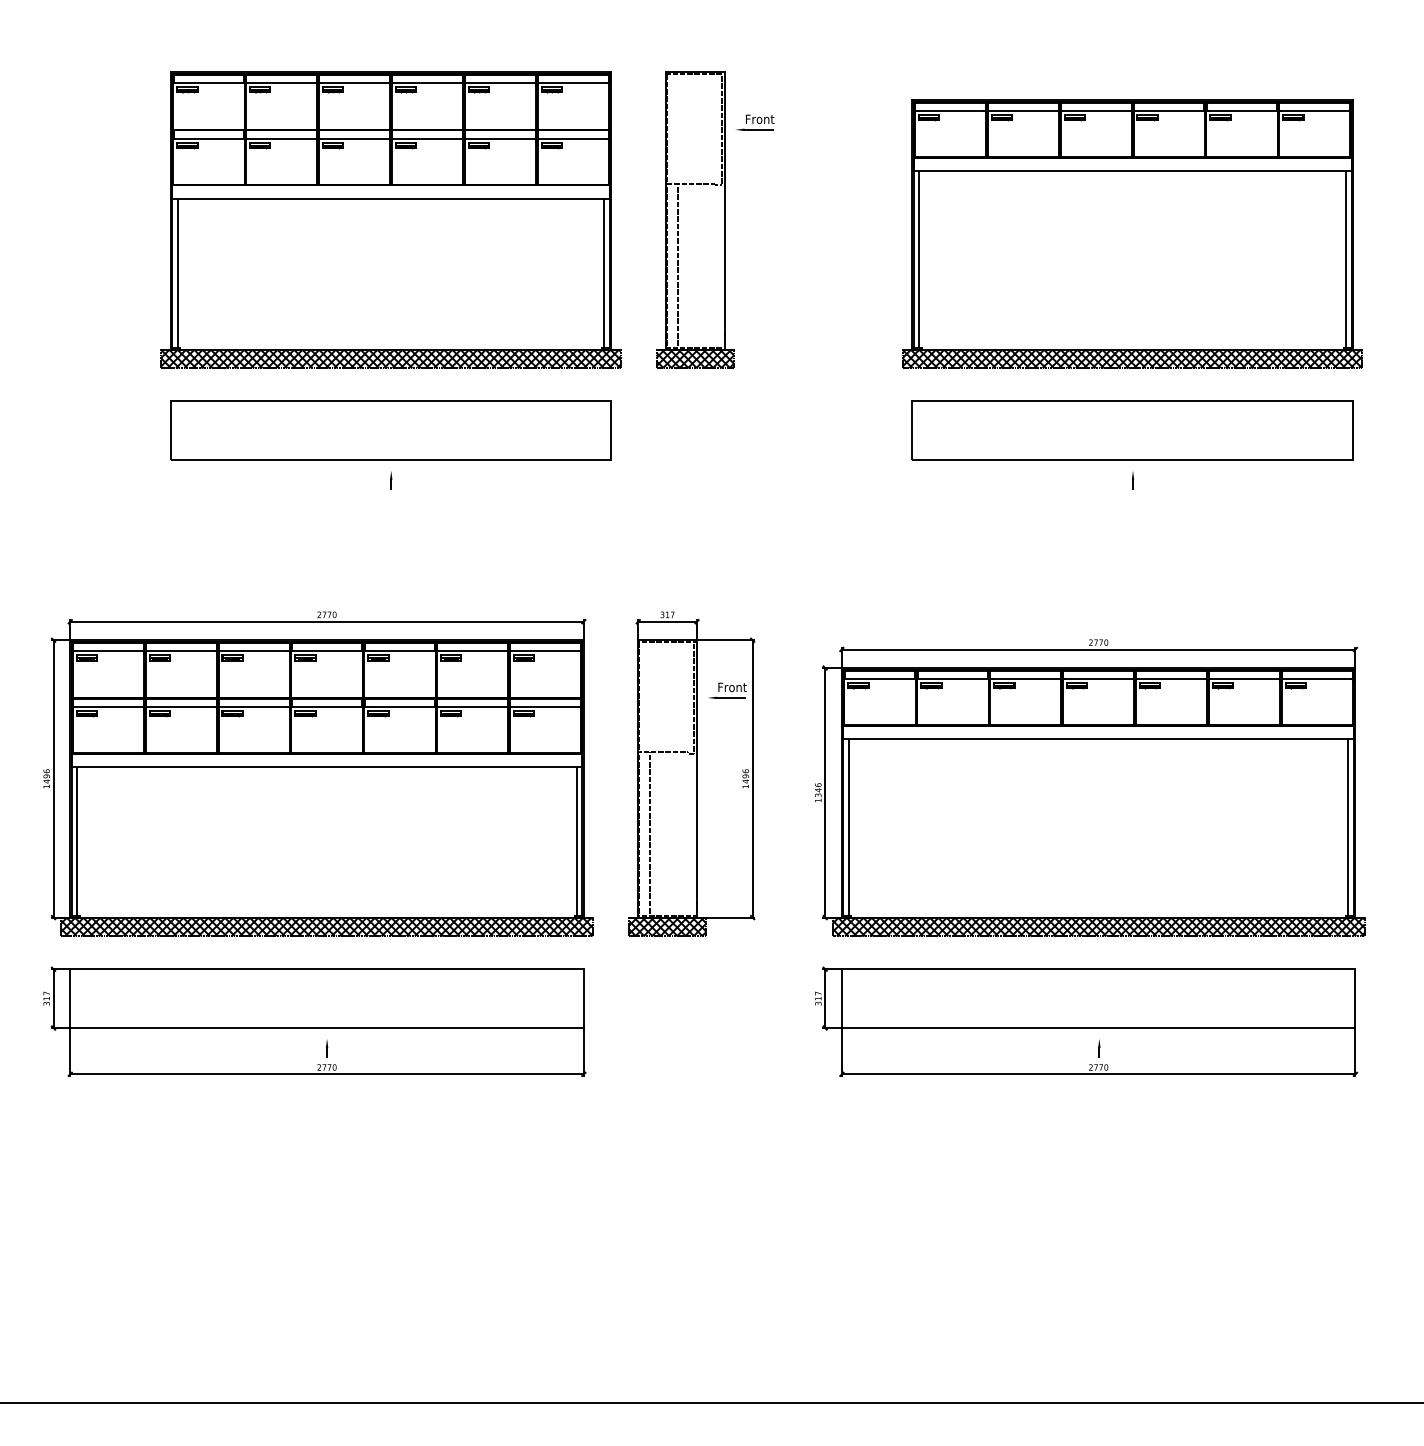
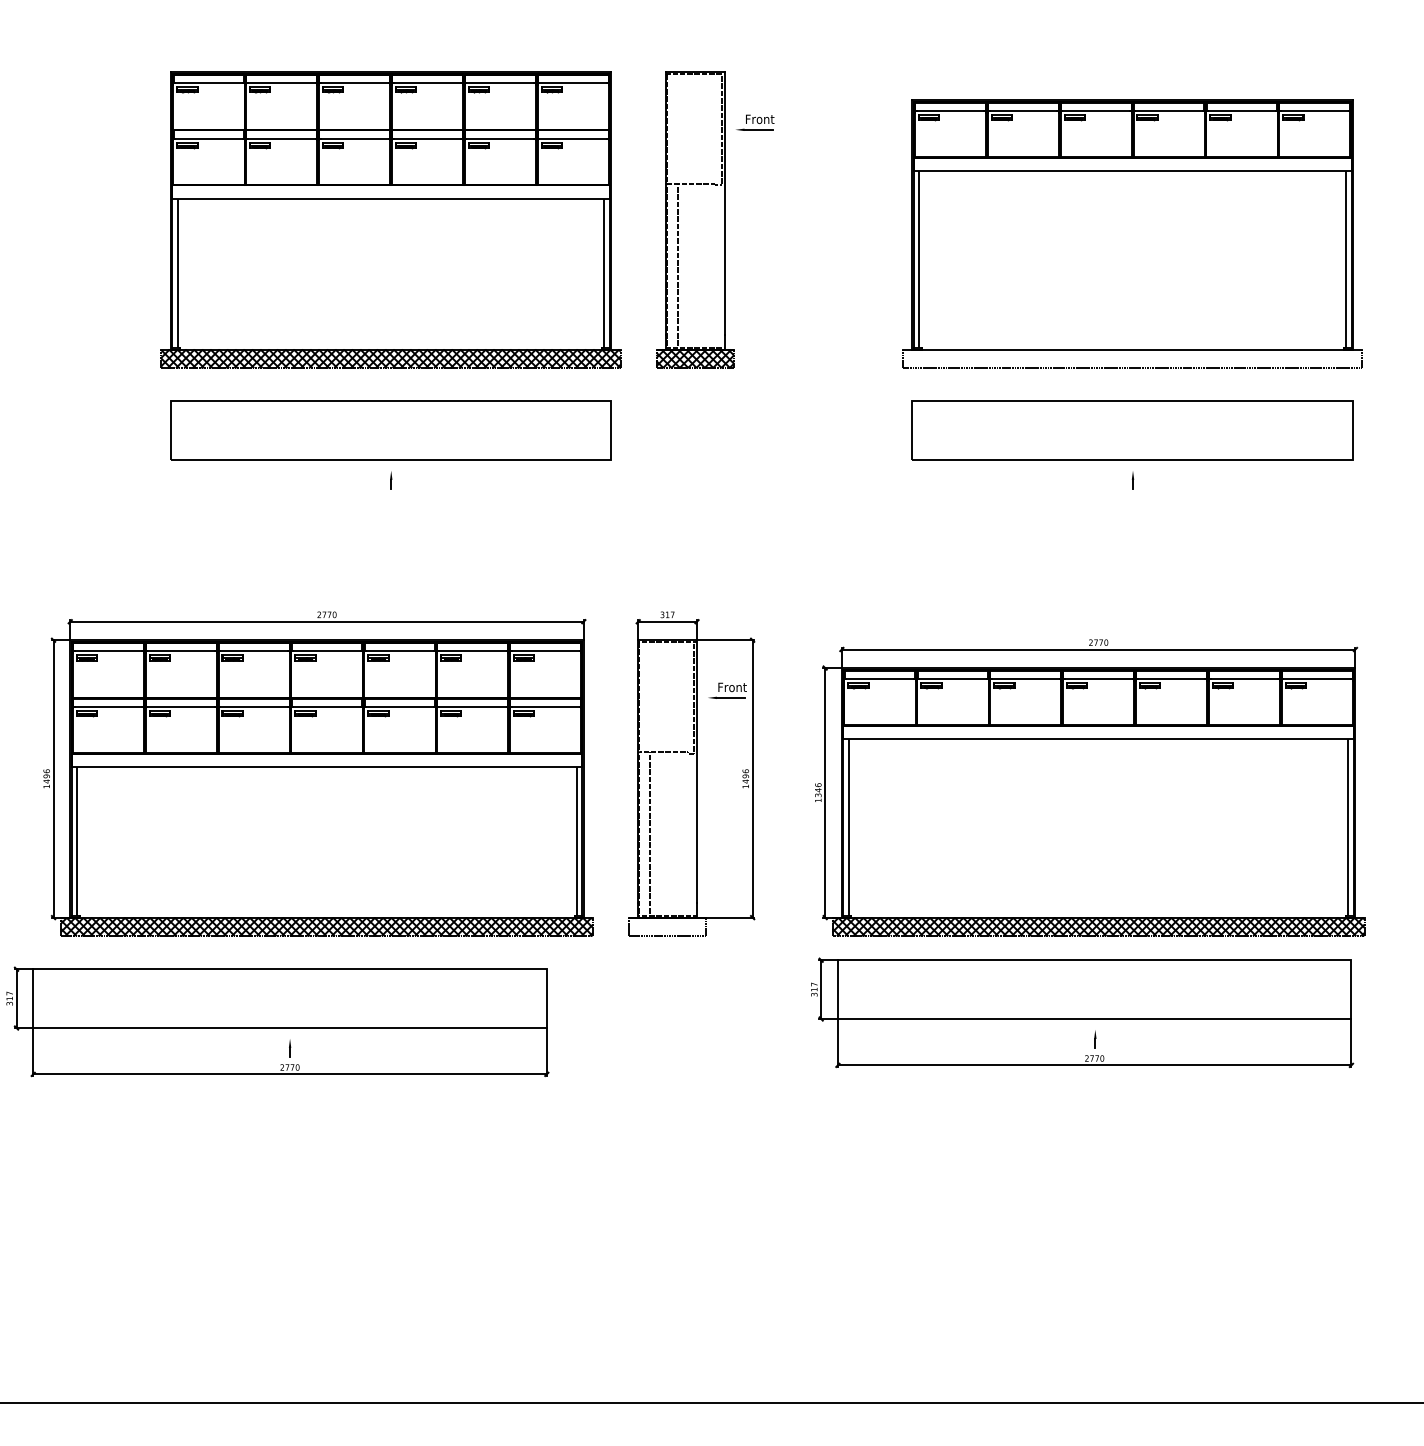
hatch: present -> none (1132, 358)
hatch: present -> none (667, 926)
part position: (314, 1021) -> (277, 1021) (277, 1021)
part position: (1086, 1021) -> (1082, 1012) (1082, 1012)
